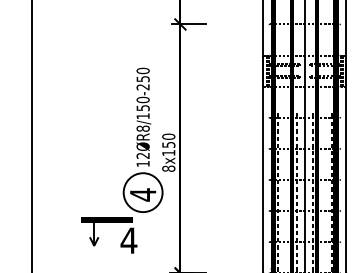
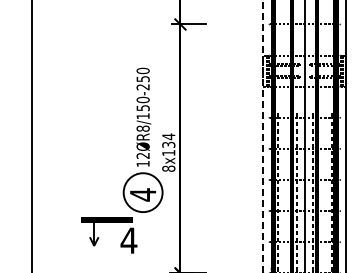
line: solid -> dashed (263, 136)
text: 8x150 -> 8x134 (168, 140)
